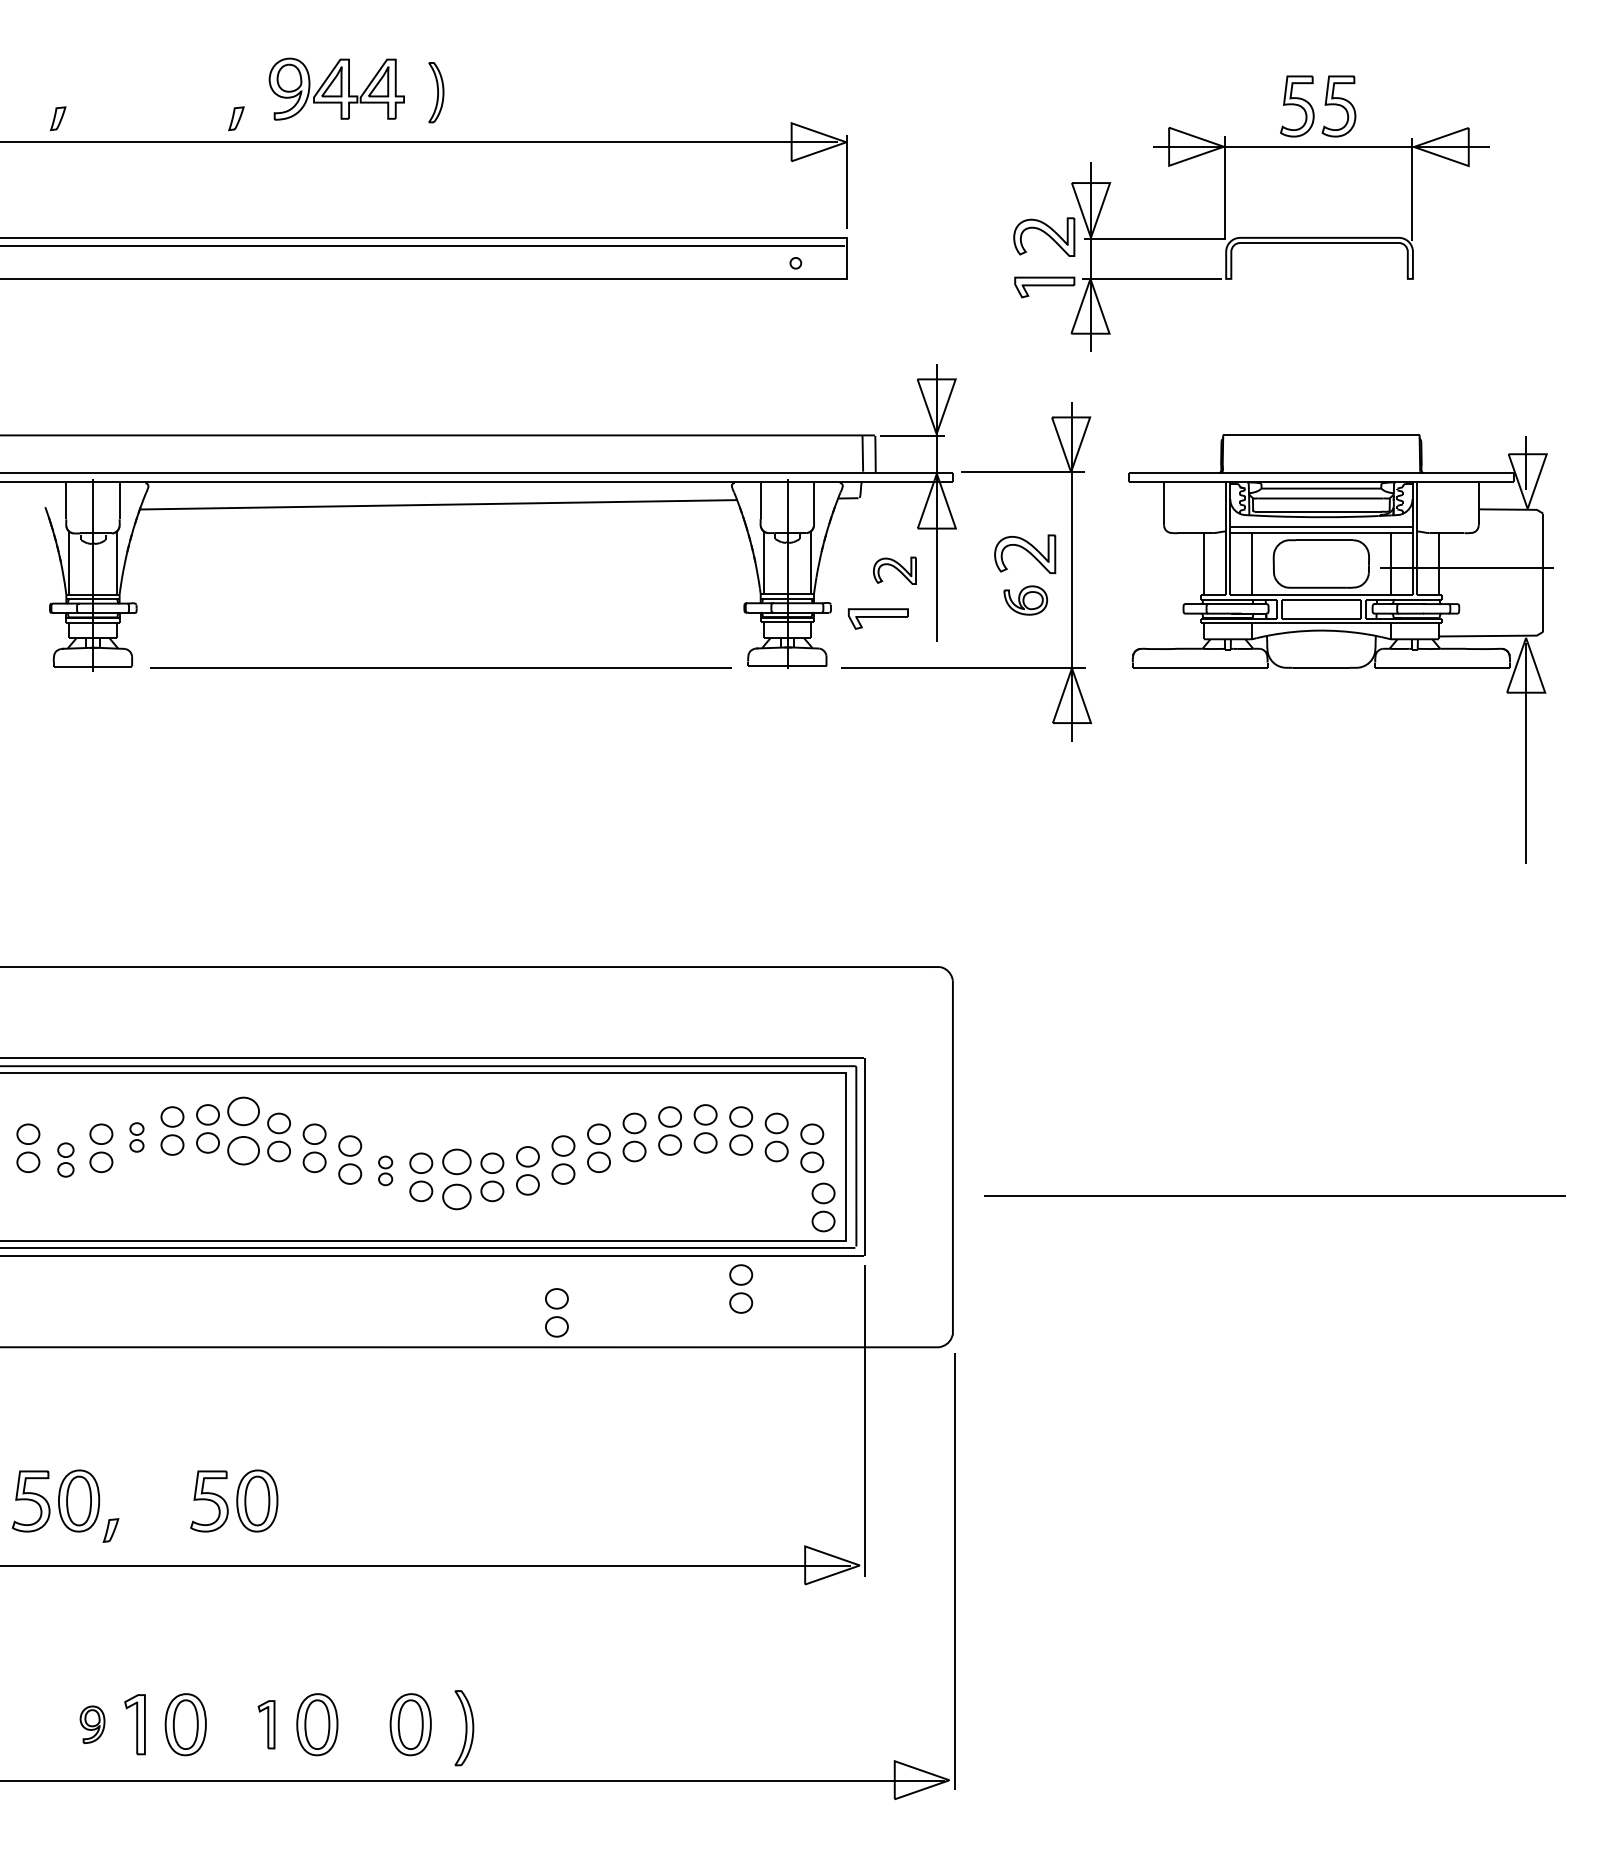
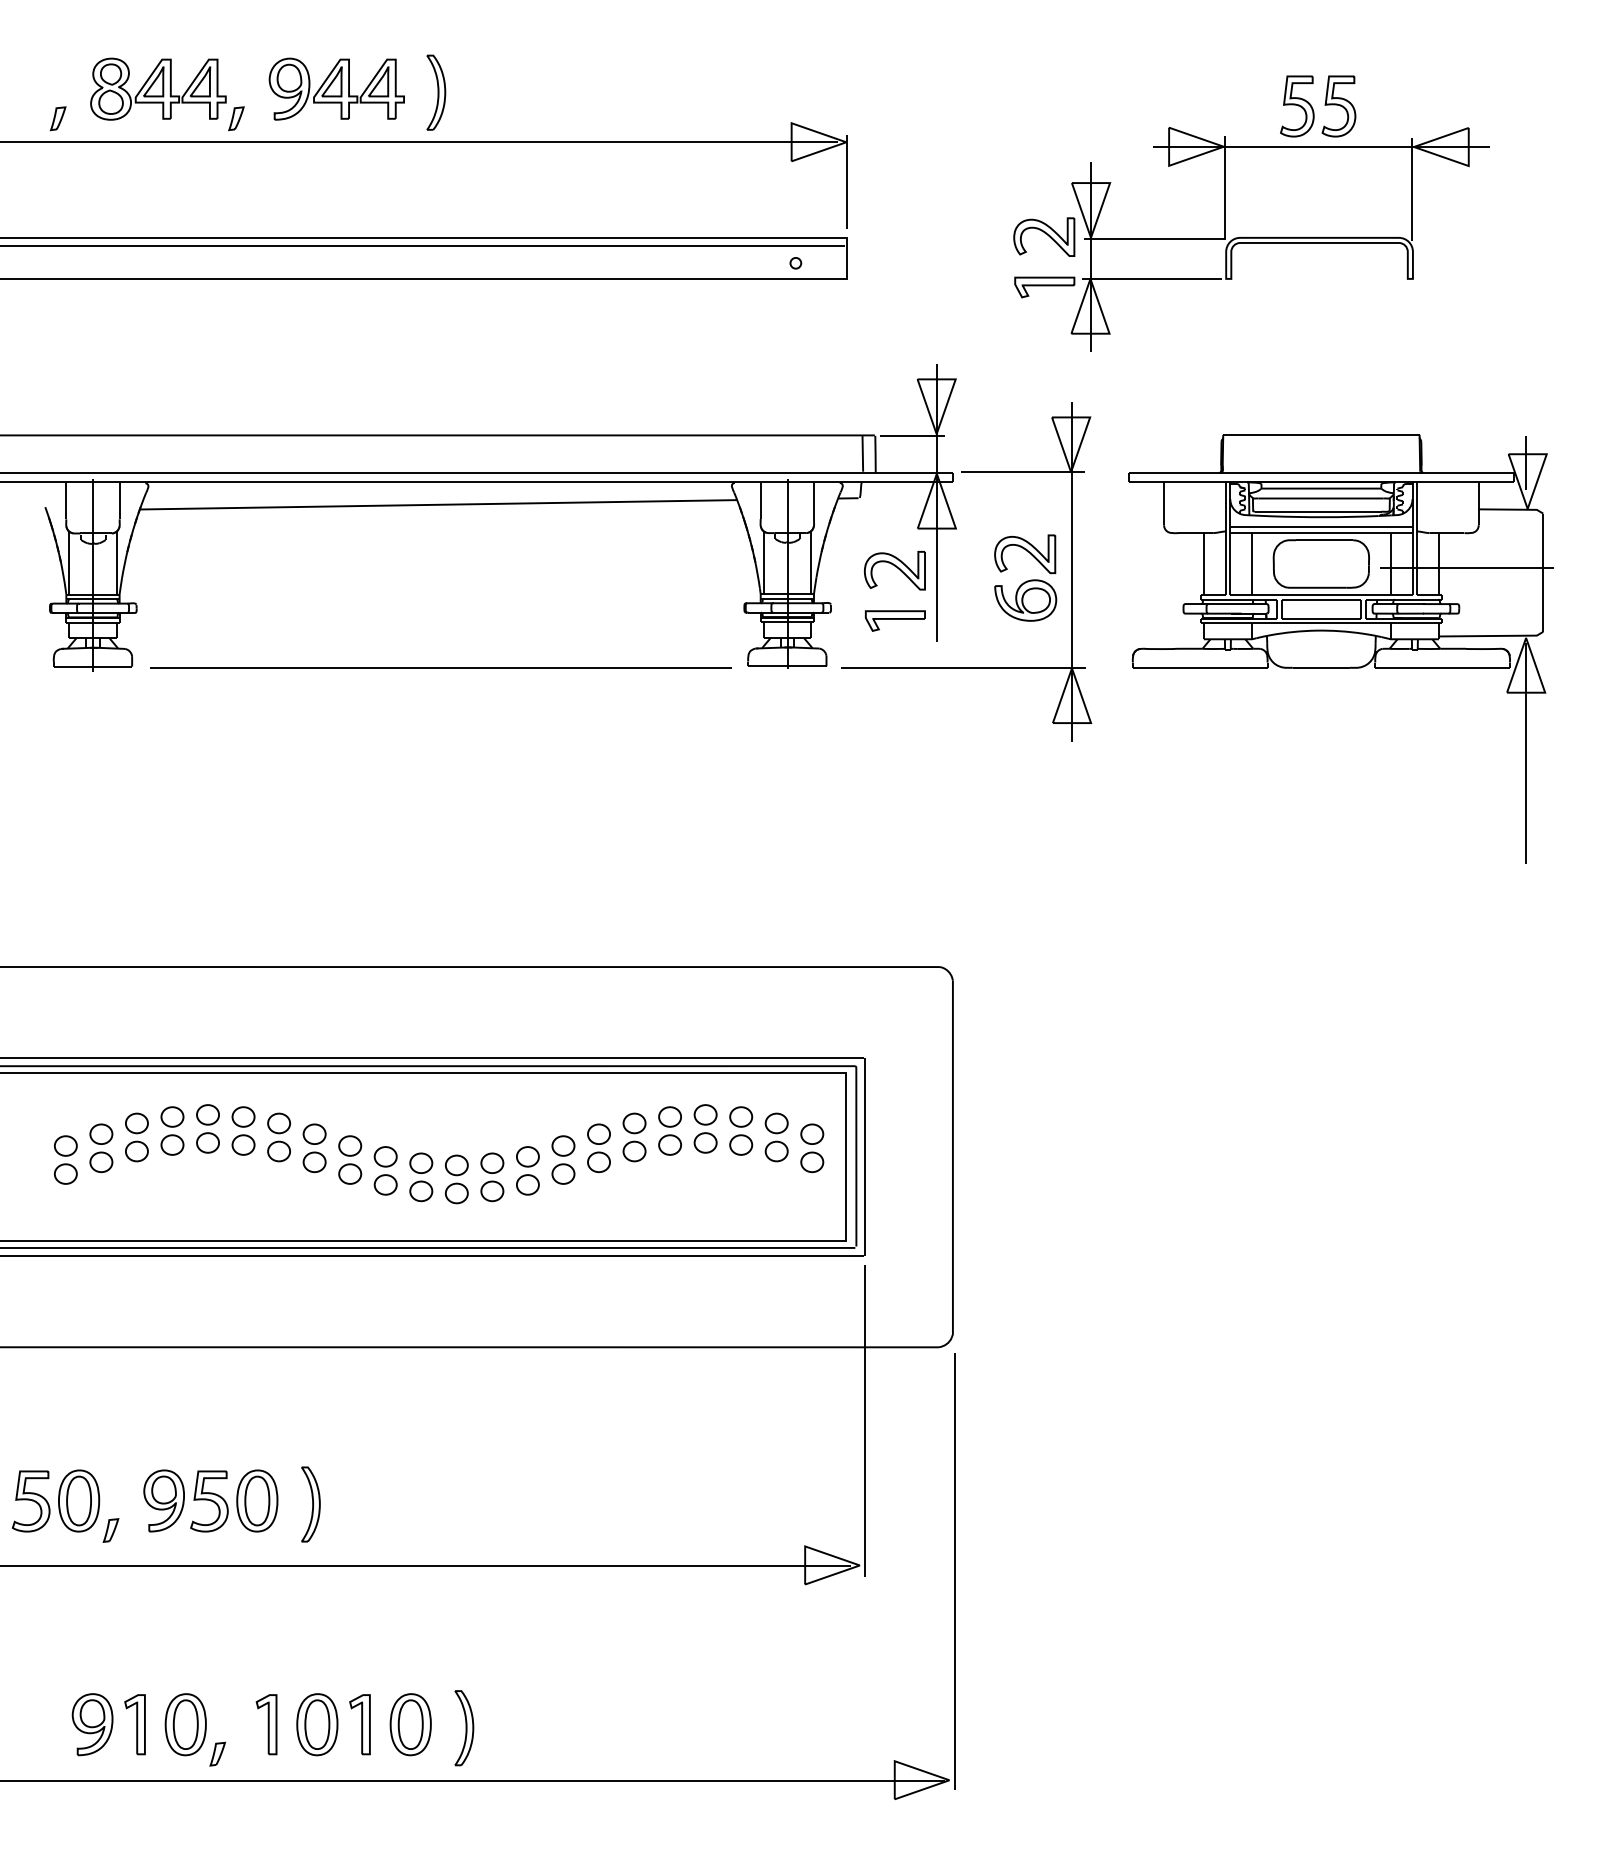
part: none -> present (158, 88)
part size: 17x62 px -> 21x77 px (436, 92)
part size: 44x29 px -> 62x40 px (894, 570)
part size: 46x31 px -> 64x43 px (1025, 600)
part position: (878, 618) -> (895, 620) (895, 620)
part size: 33x70 px -> 25x50 px (243, 1130)
part size: 16x31 px -> 24x51 px (136, 1137)
part: present -> none (28, 1147)
part size: 18x36 px -> 24x50 px (65, 1159)
part size: 16x32 px -> 25x50 px (385, 1170)
part size: 30x63 px -> 25x51 px (456, 1179)
line: present -> none (1274, 1195)
part: present -> none (823, 1207)
part: present -> none (741, 1288)
part: present -> none (556, 1312)
part: none -> present (163, 1500)
part: none -> present (310, 1504)
part size: 27x39 px -> 43x64 px (92, 1724)
part size: 19x50 px -> 23x62 px (266, 1724)
part: none -> present (359, 1724)
part: none -> present (217, 1753)
